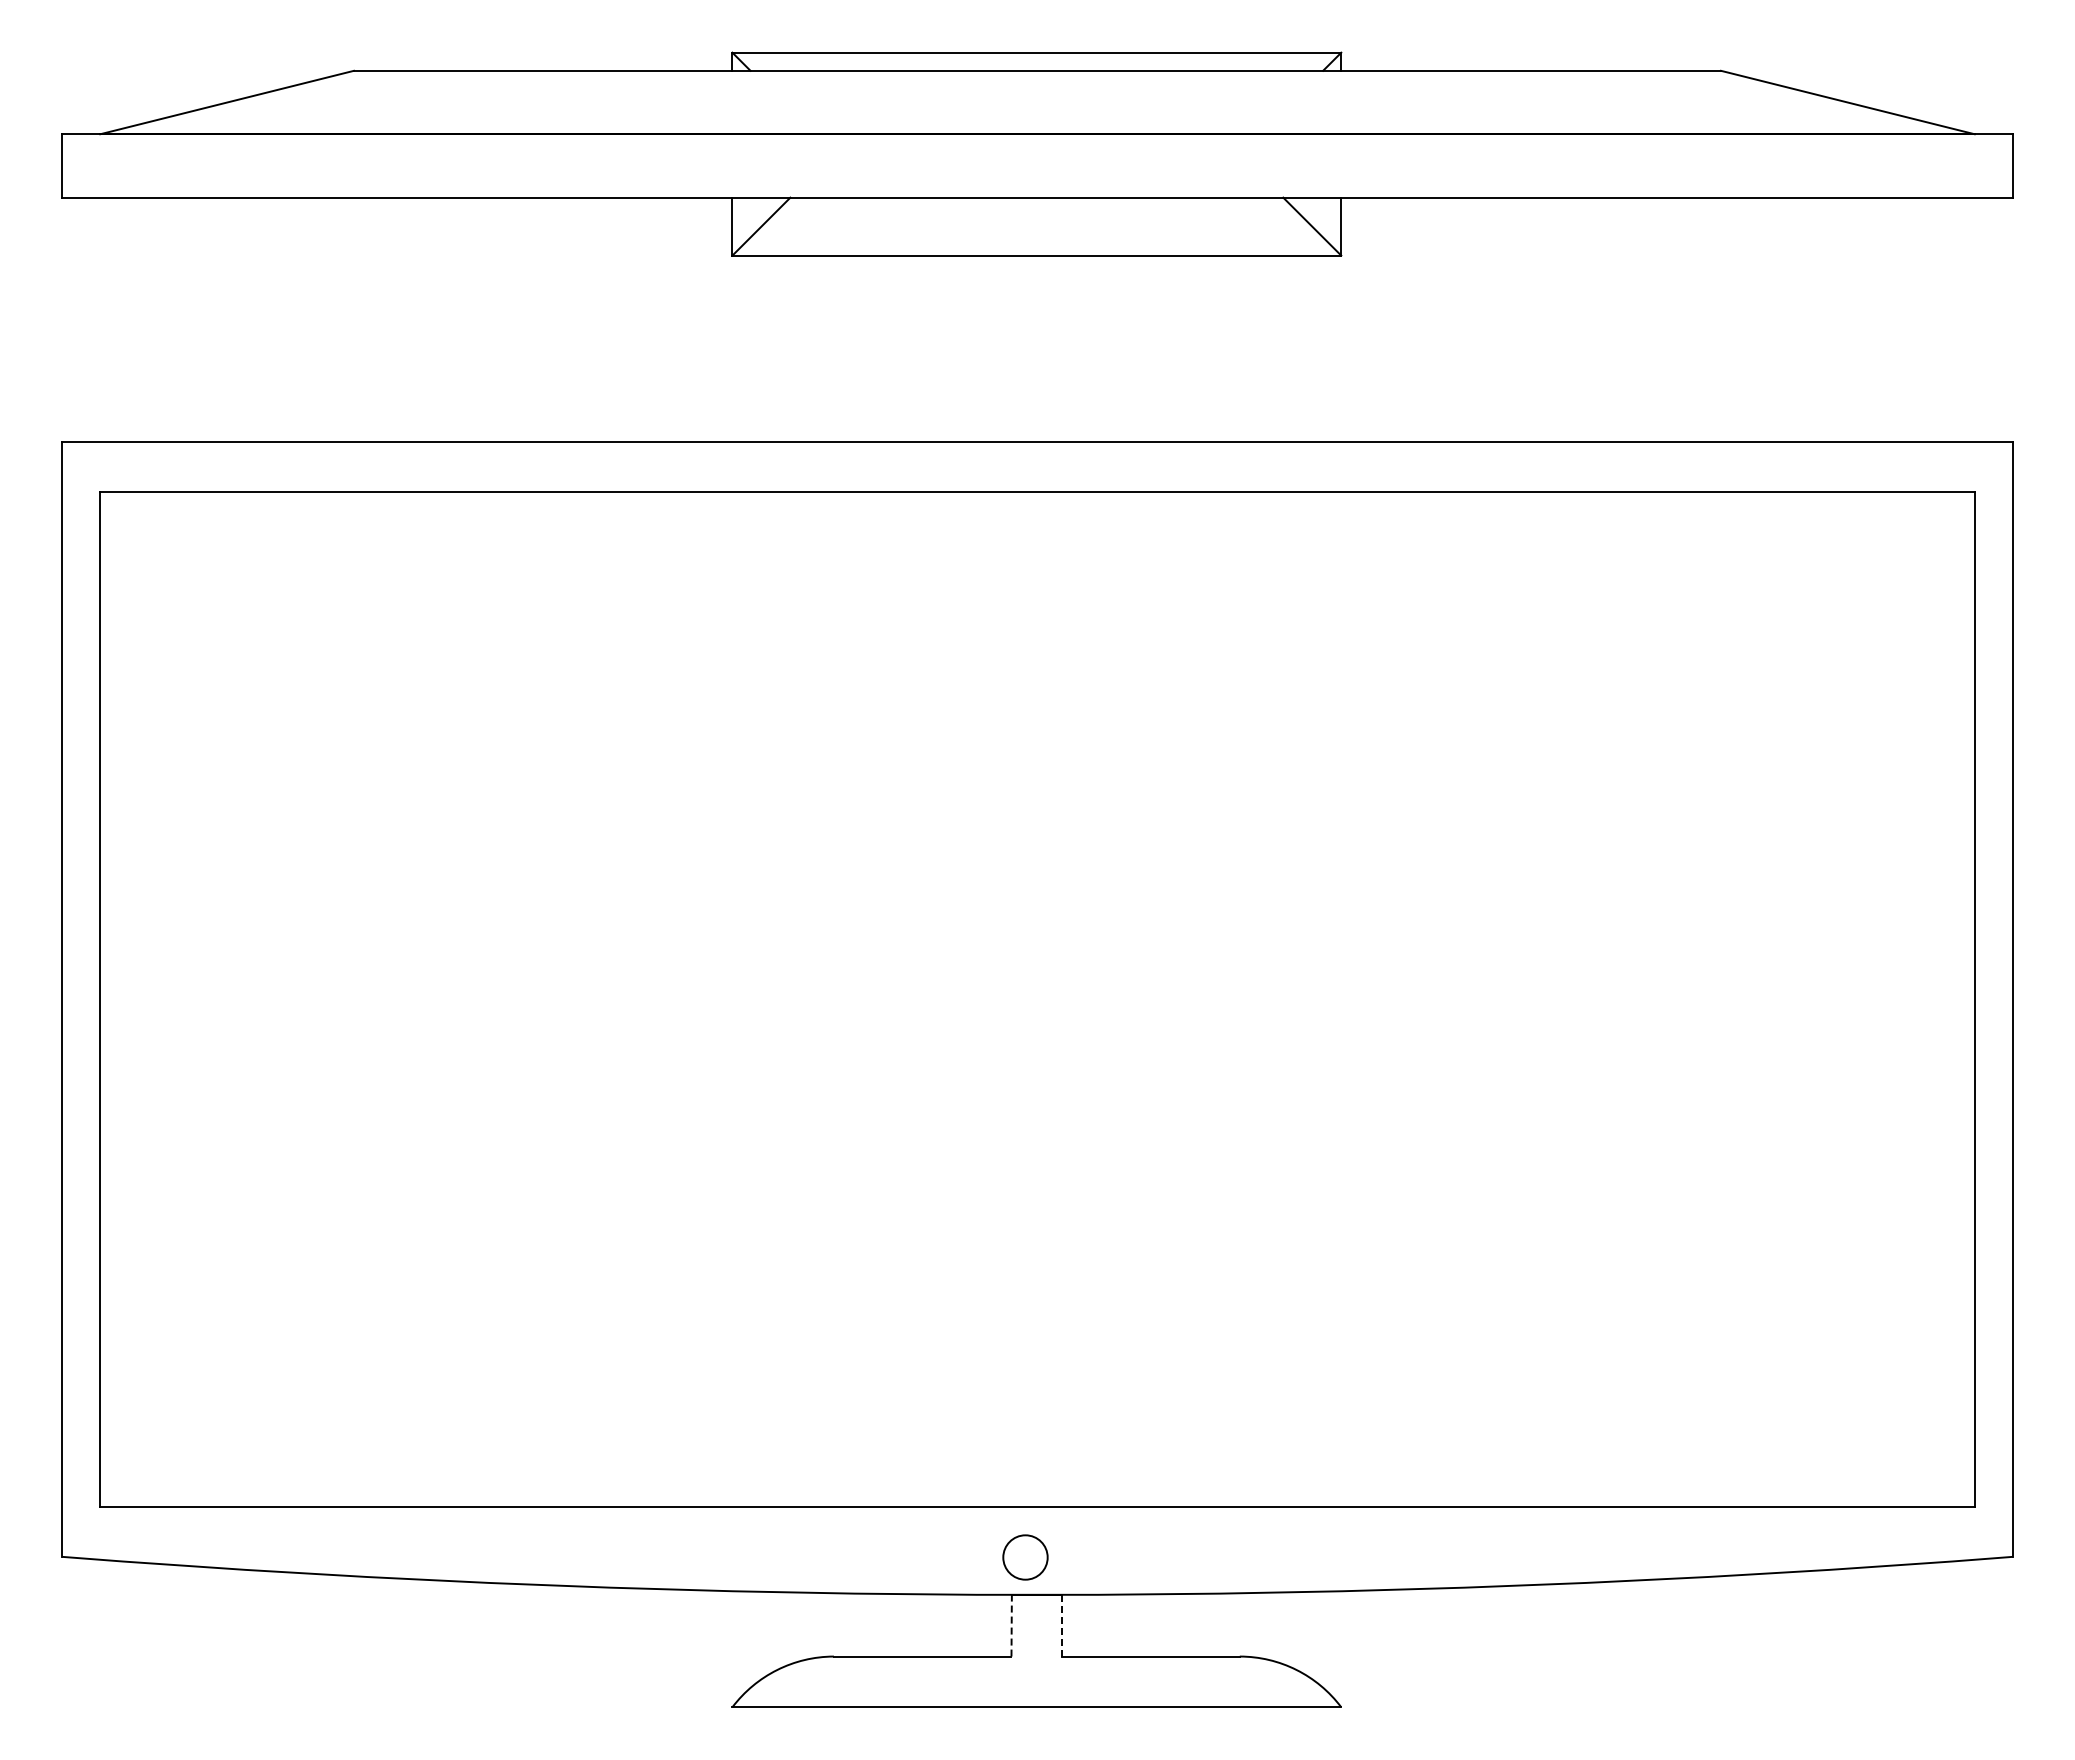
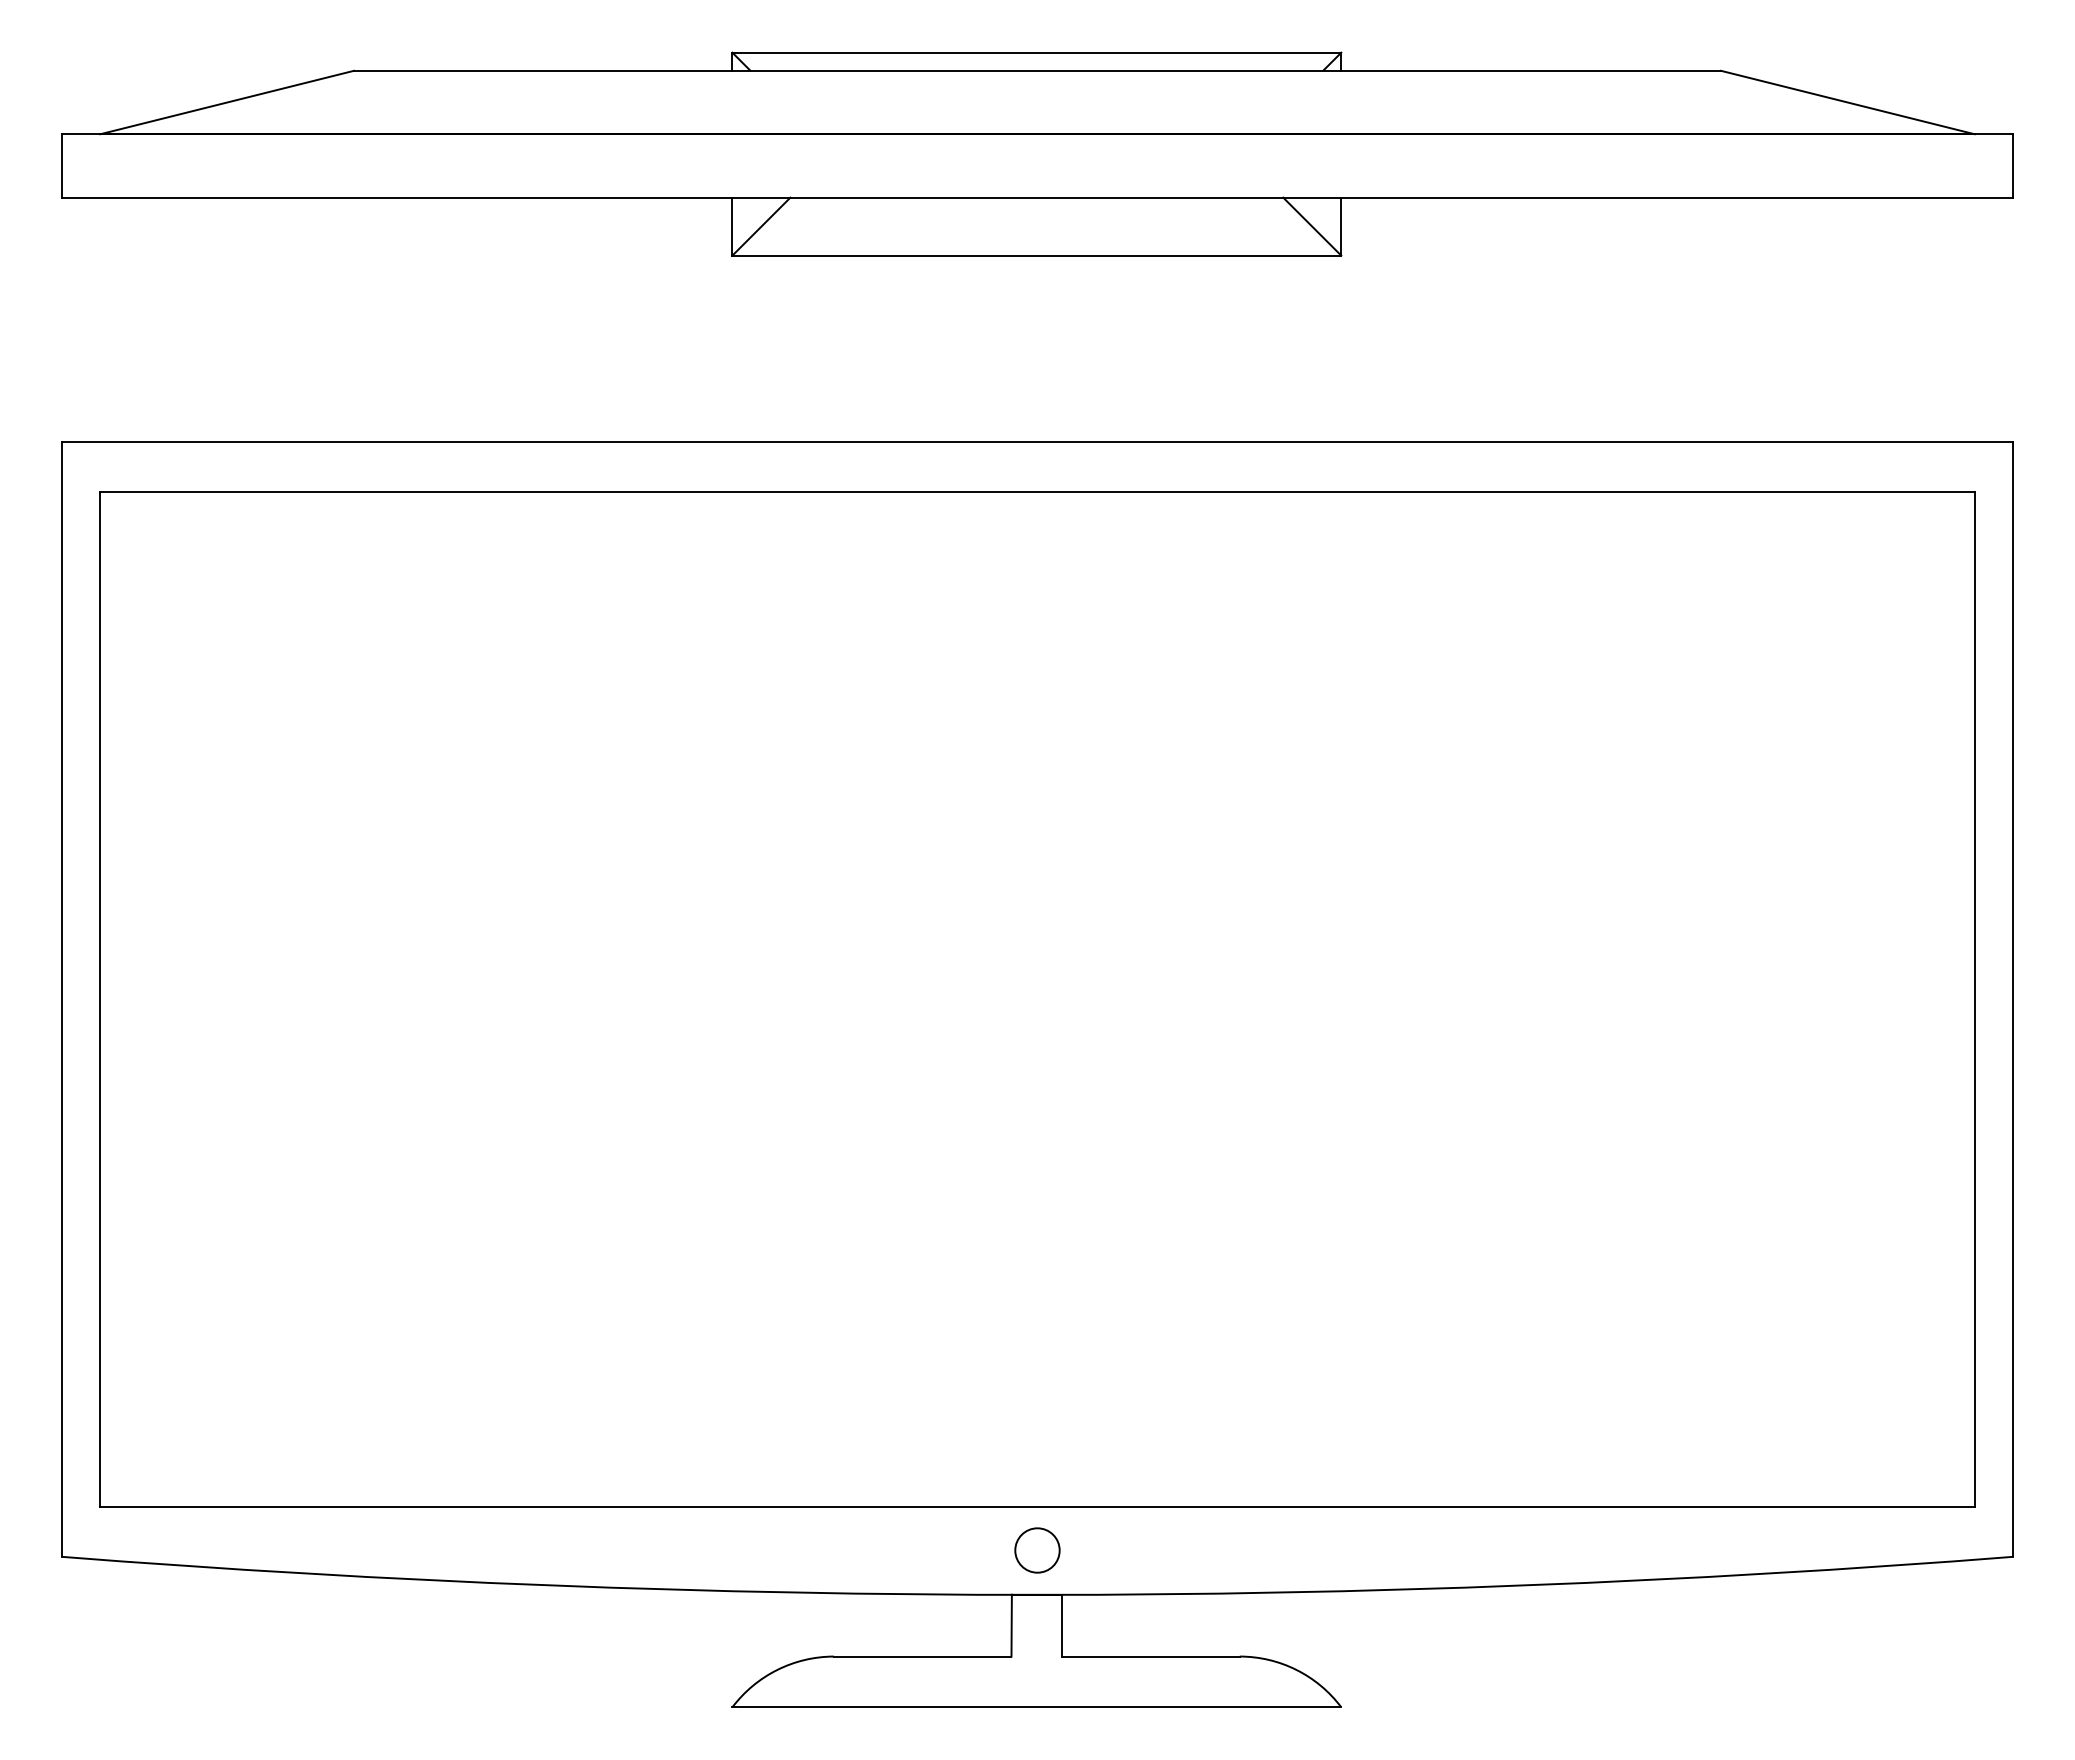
circle position: (1025, 1557) -> (1037, 1550) (1037, 1550)
line: dashed -> solid (1011, 1625)
line: dashed -> solid (1062, 1625)
